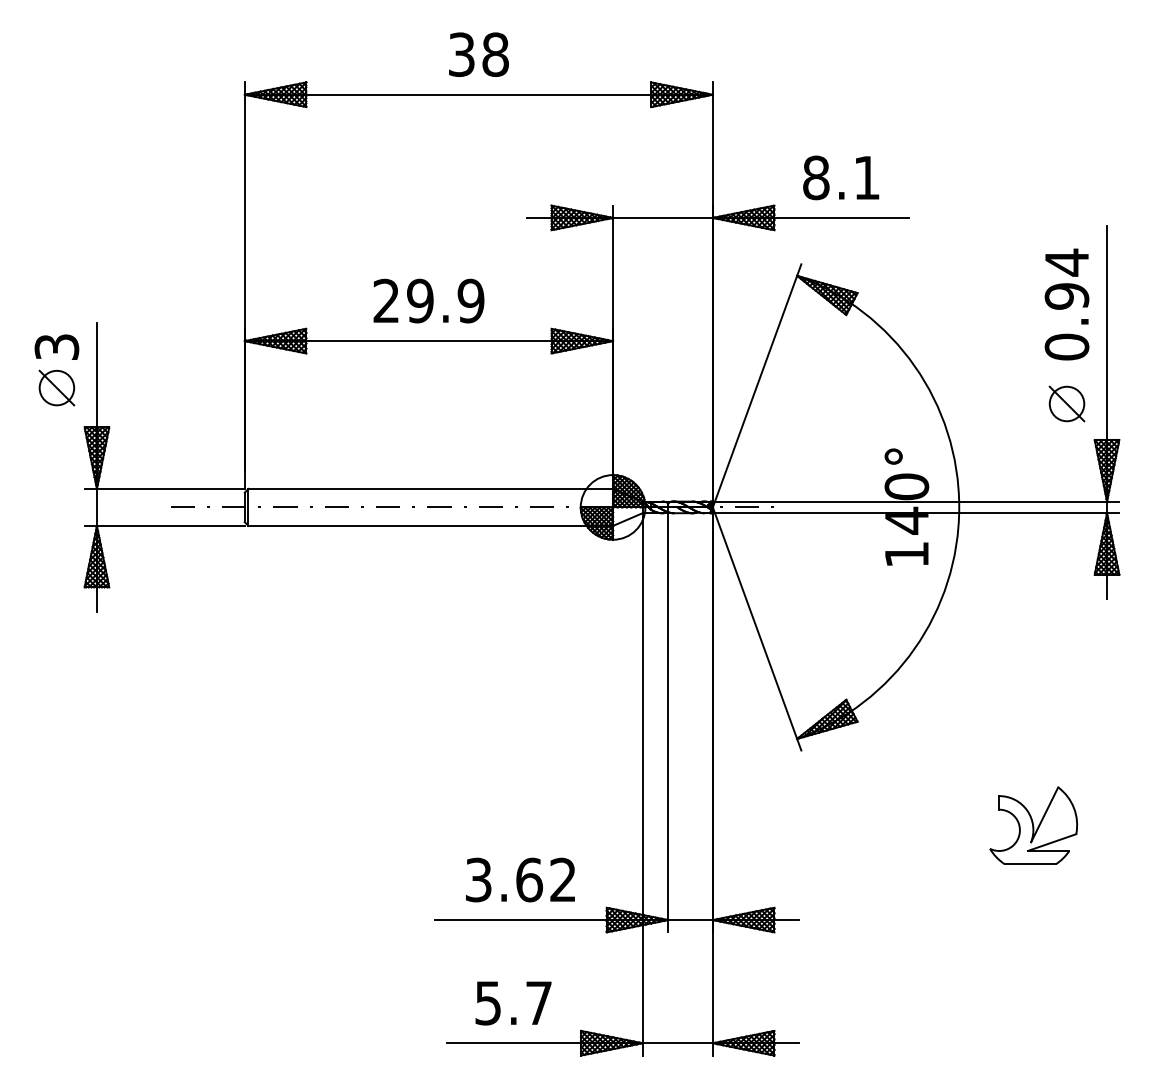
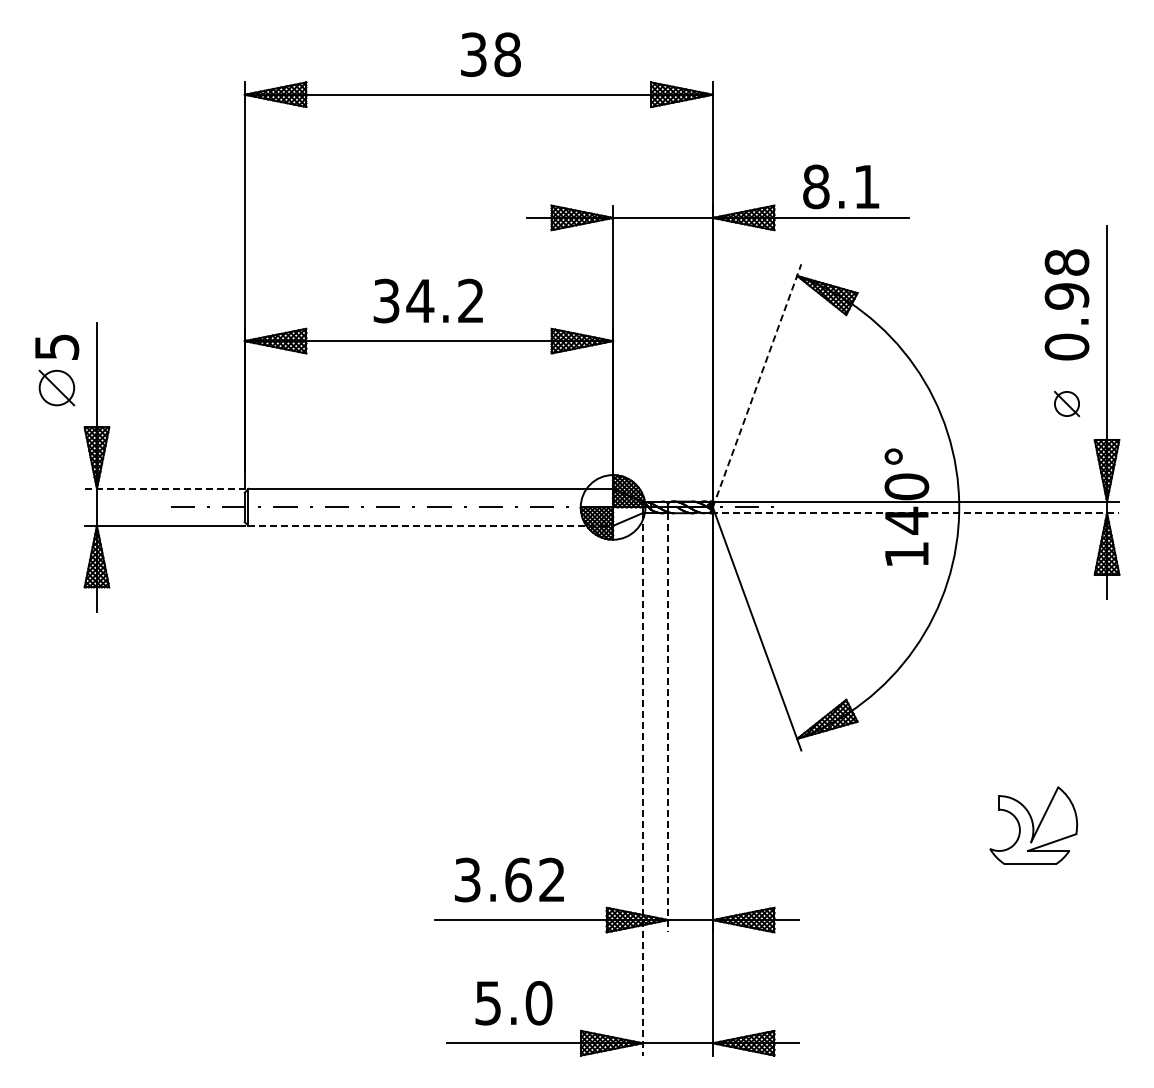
text position: (478, 54) -> (490, 54) (490, 54)
text position: (841, 177) -> (841, 186) (841, 186)
text: 0.94 -> 0.98 (1066, 262)
text: 29.9 -> 34.2 (428, 300)
text: 3 -> 5 (56, 346)
line: solid -> dashed (757, 385)
part size: 38x38 px -> 27x27 px (1067, 404)
line: solid -> dashed (165, 488)
line: solid -> dashed (915, 513)
line: solid -> dashed (431, 525)
line: solid -> dashed (668, 722)
line: solid -> dashed (642, 784)
text position: (520, 879) -> (509, 879) (509, 879)
text: 5.7 -> 5.0 (538, 1003)
